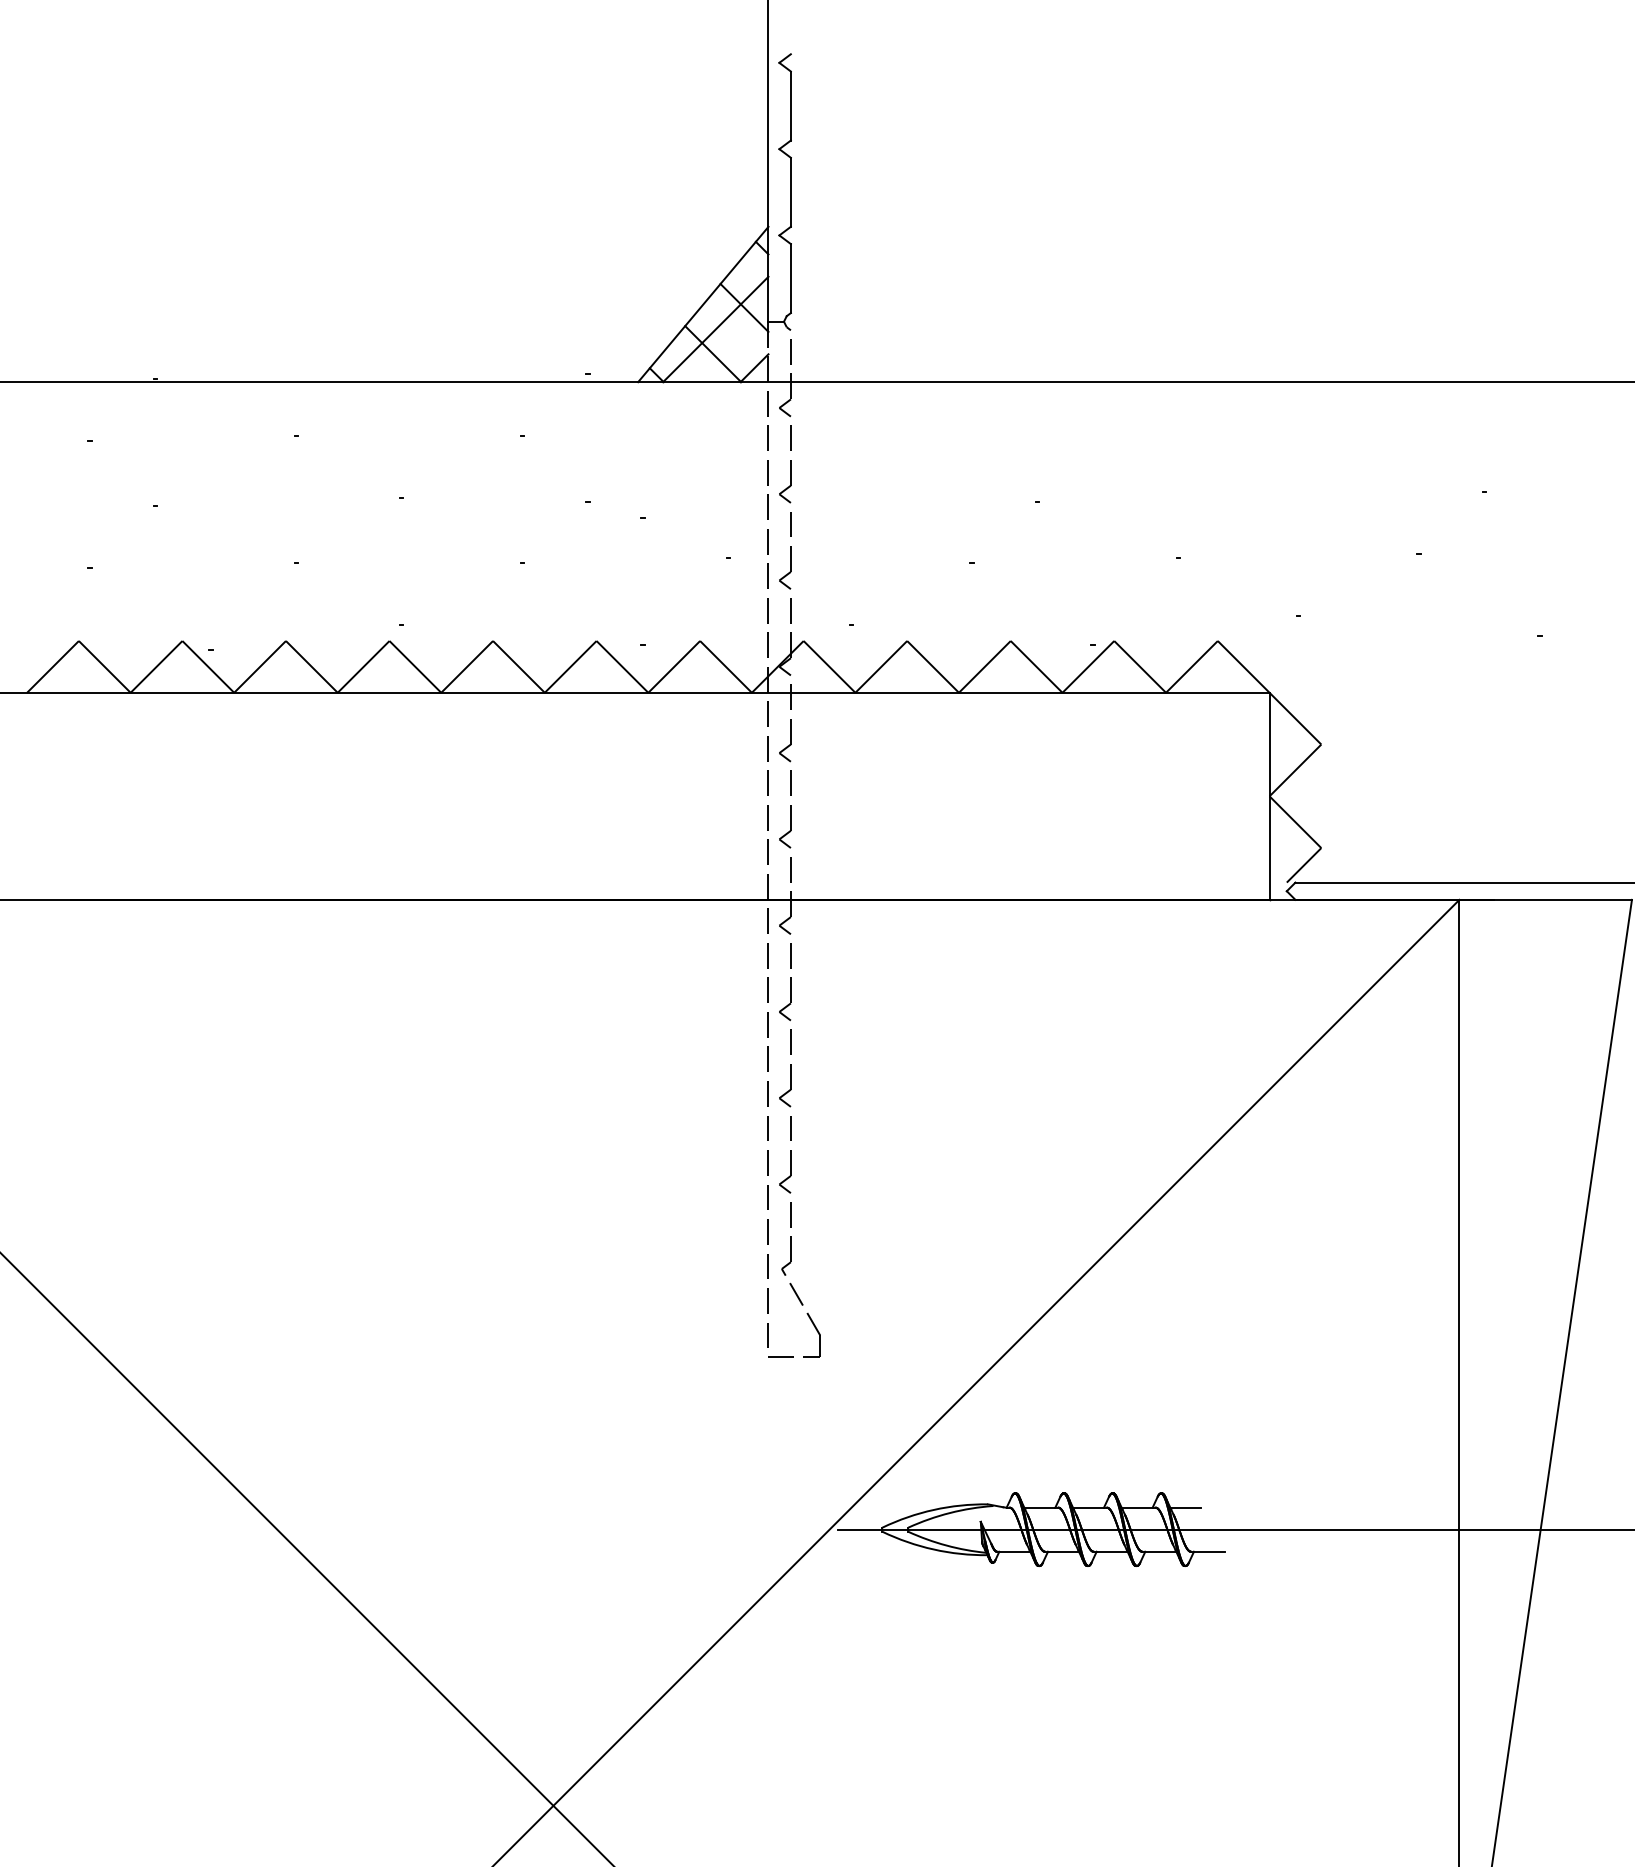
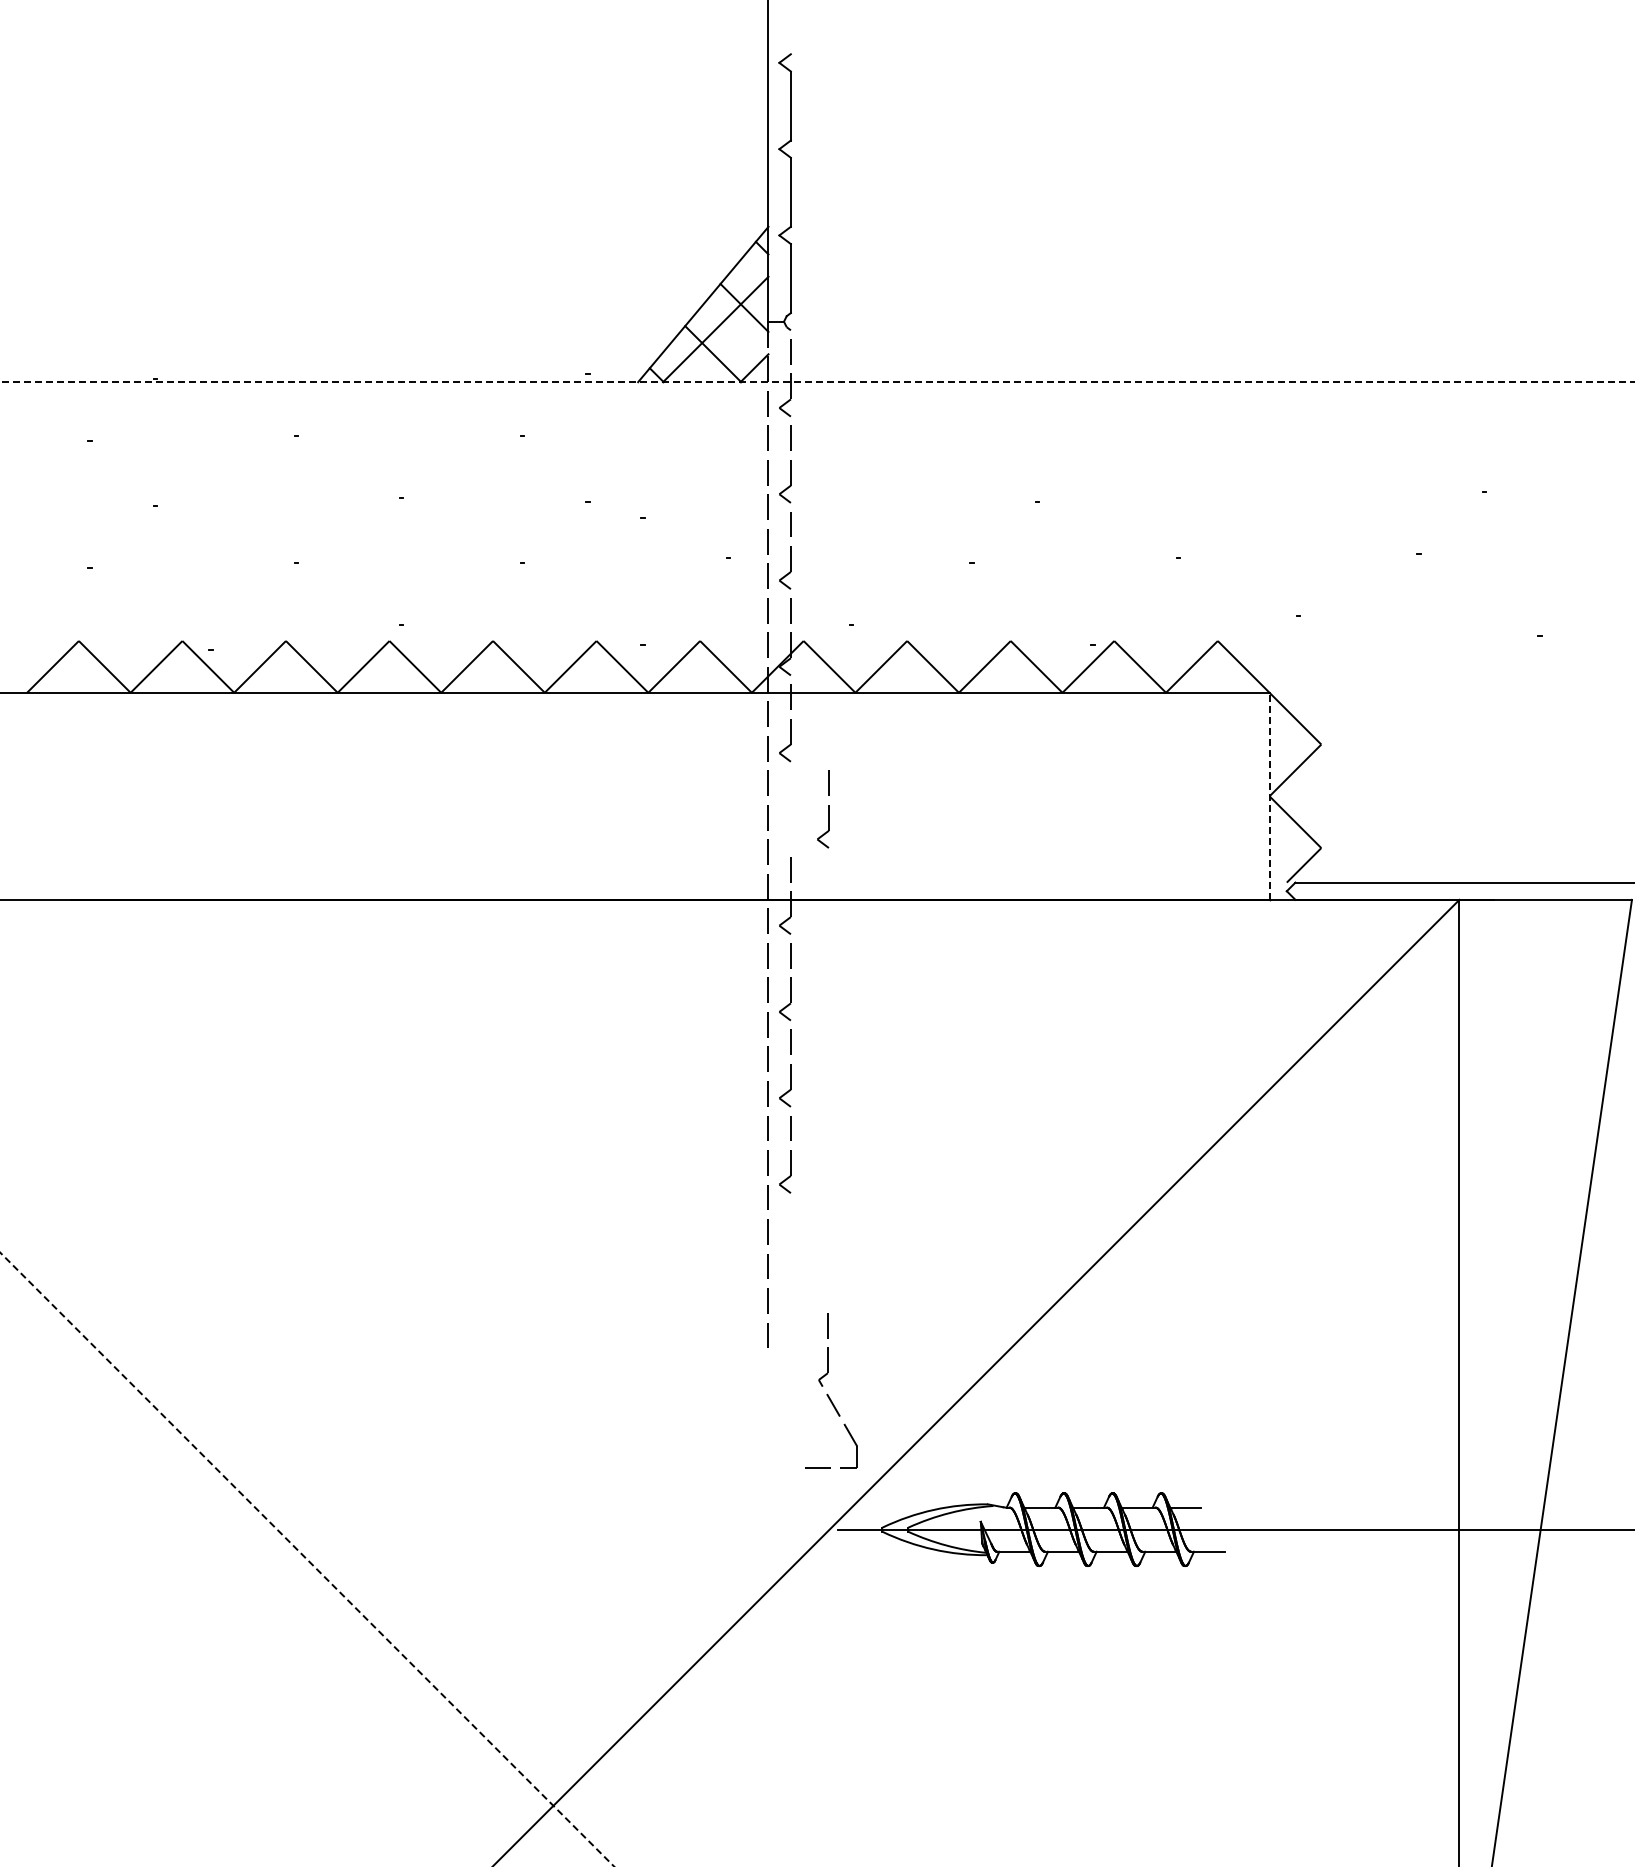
line: solid -> dashed (817, 382)
line: solid -> dashed (1269, 796)
part position: (785, 809) -> (823, 809) (823, 809)
part position: (794, 1279) -> (831, 1390) (831, 1390)
line: solid -> dashed (307, 1560)
